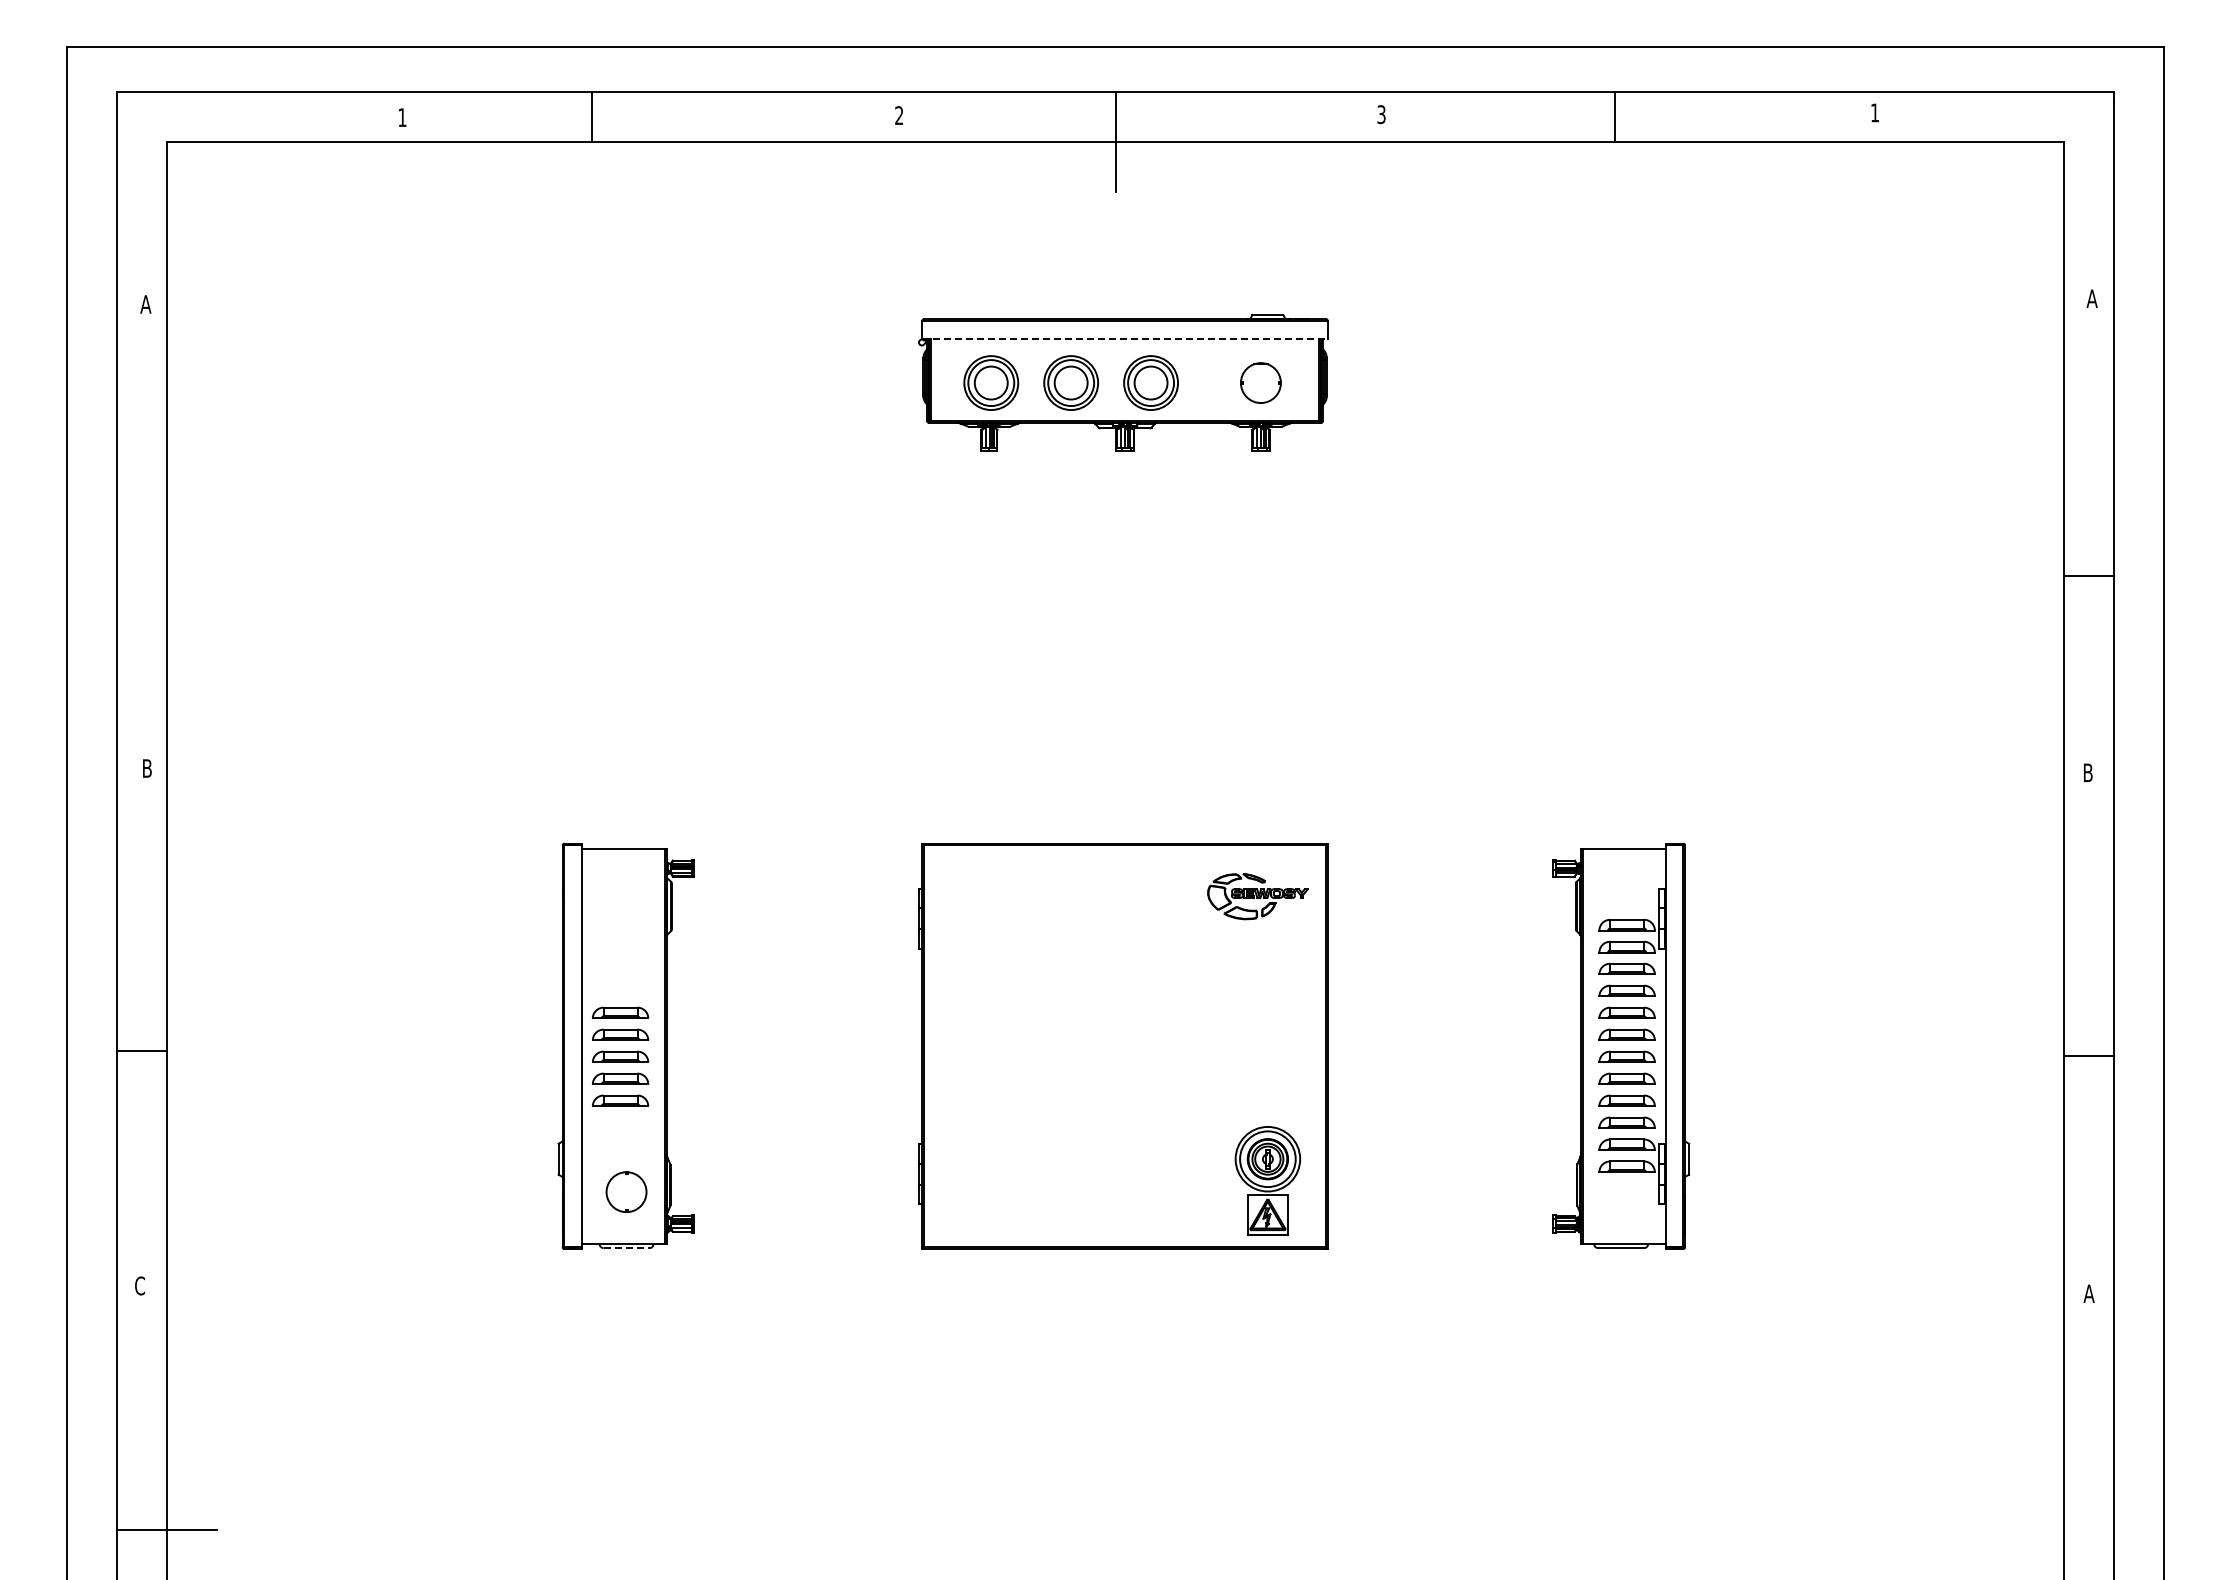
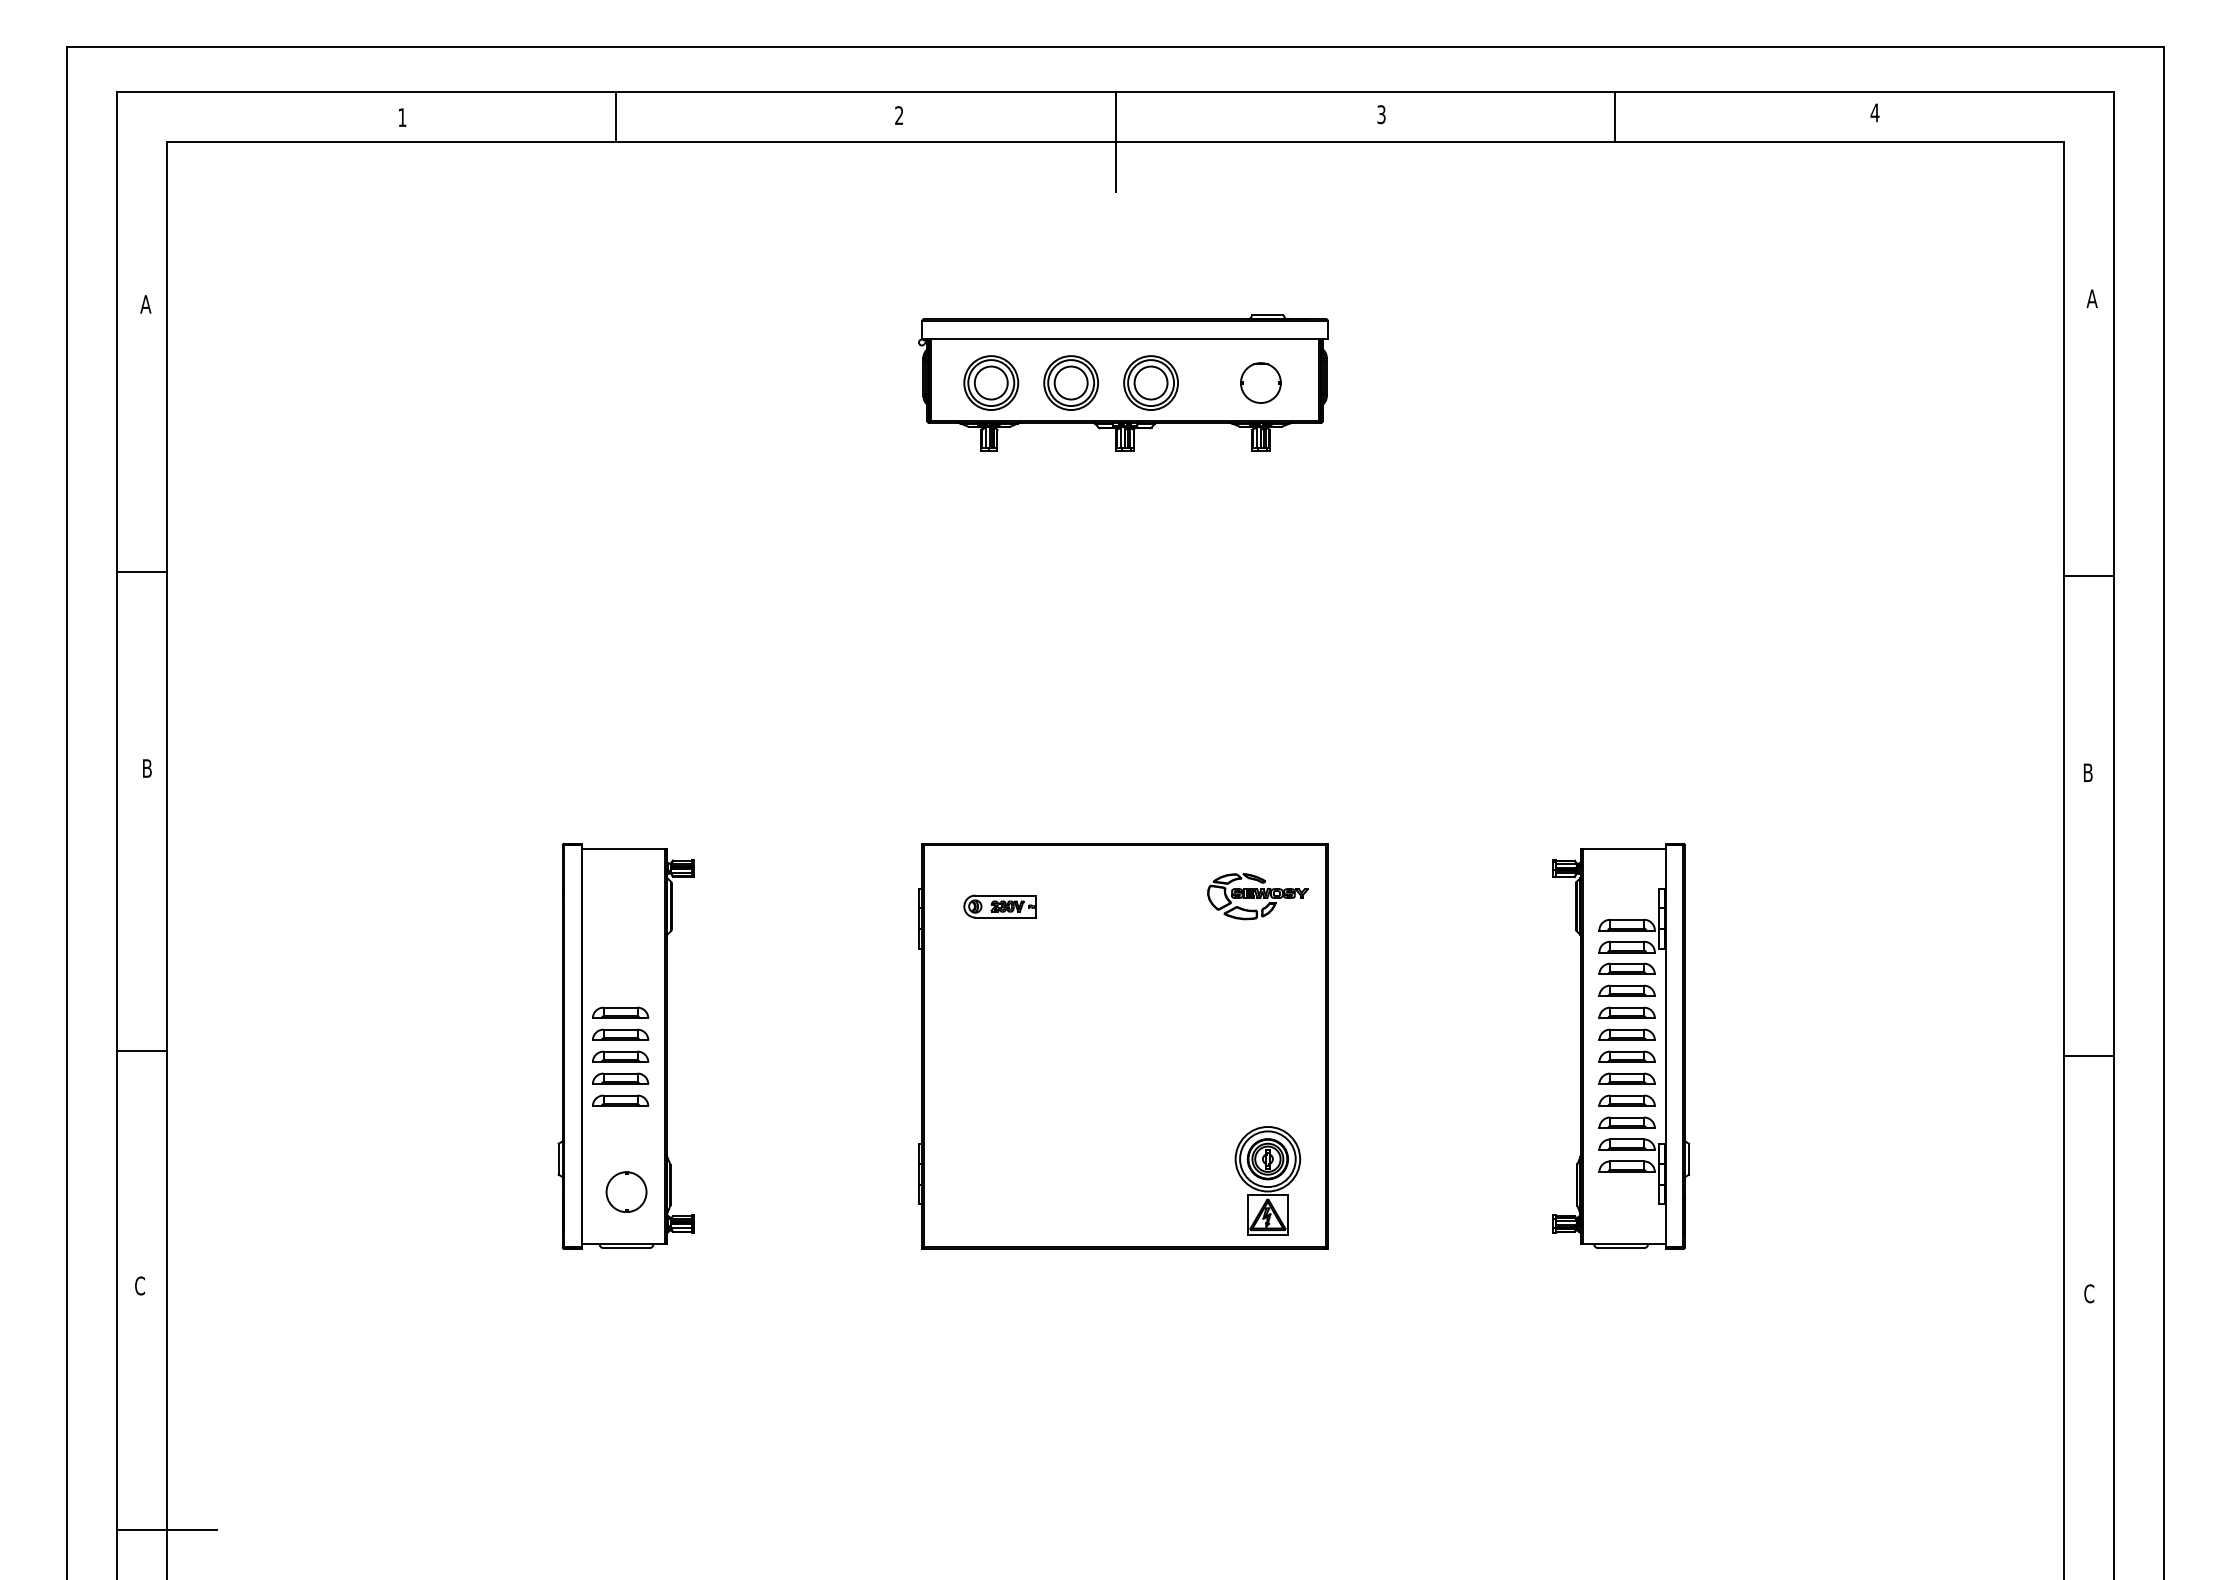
text: 1 -> 4 (1874, 112)
line position: (592, 117) -> (616, 117) (616, 117)
line: dashed -> solid (1125, 338)
line: none -> present (141, 571)
part: none -> present (999, 906)
line: dashed -> solid (626, 1248)
text: A -> C (2088, 1293)
